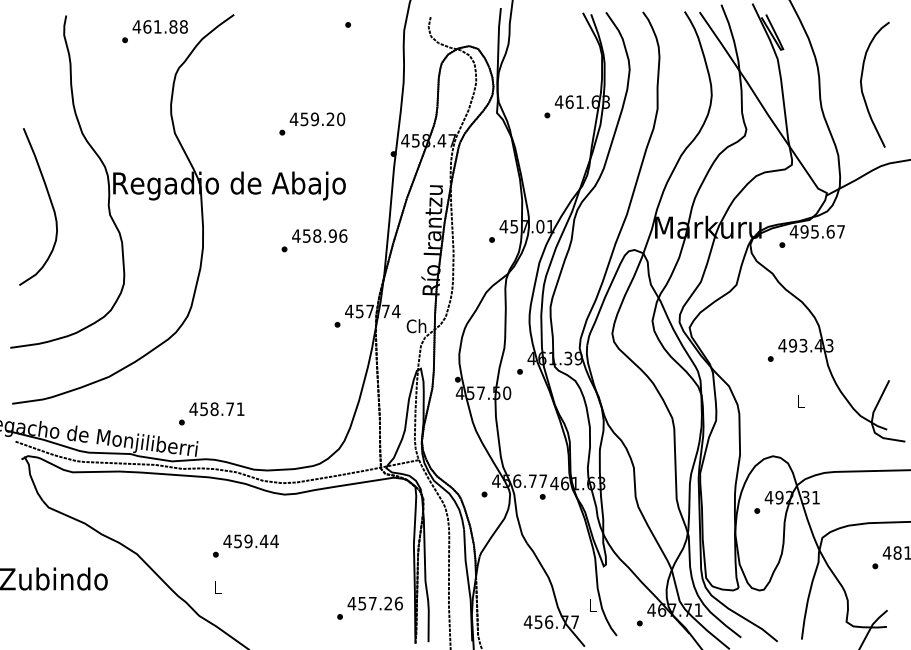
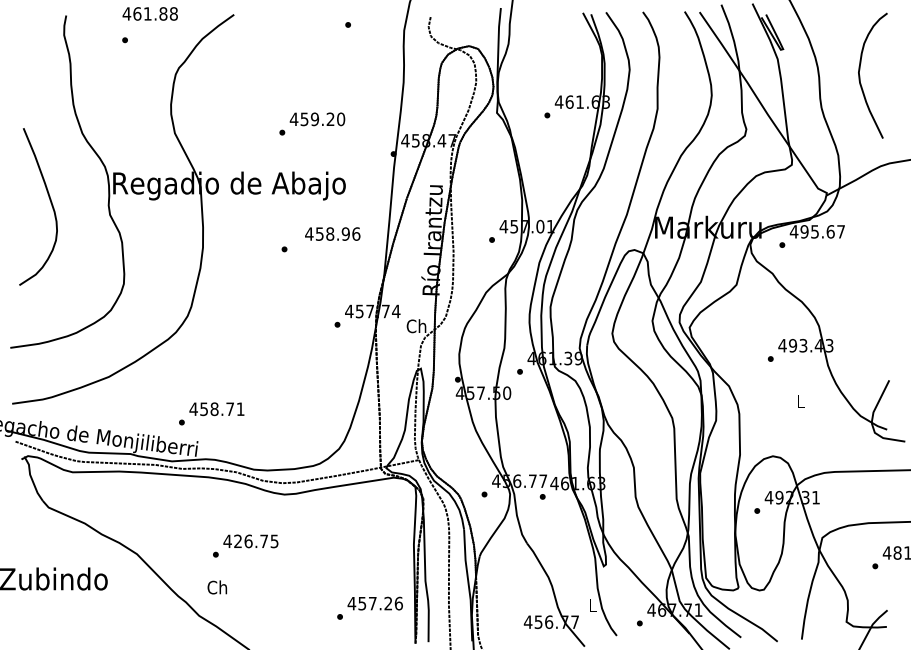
text position: (159, 26) -> (149, 13) (149, 13)
curve position: (862, 84) -> (860, 75) (860, 75)
text position: (319, 235) -> (332, 233) (332, 233)
text: 459.44 -> 426.75 (256, 541)
text: L -> Ch (217, 587)
